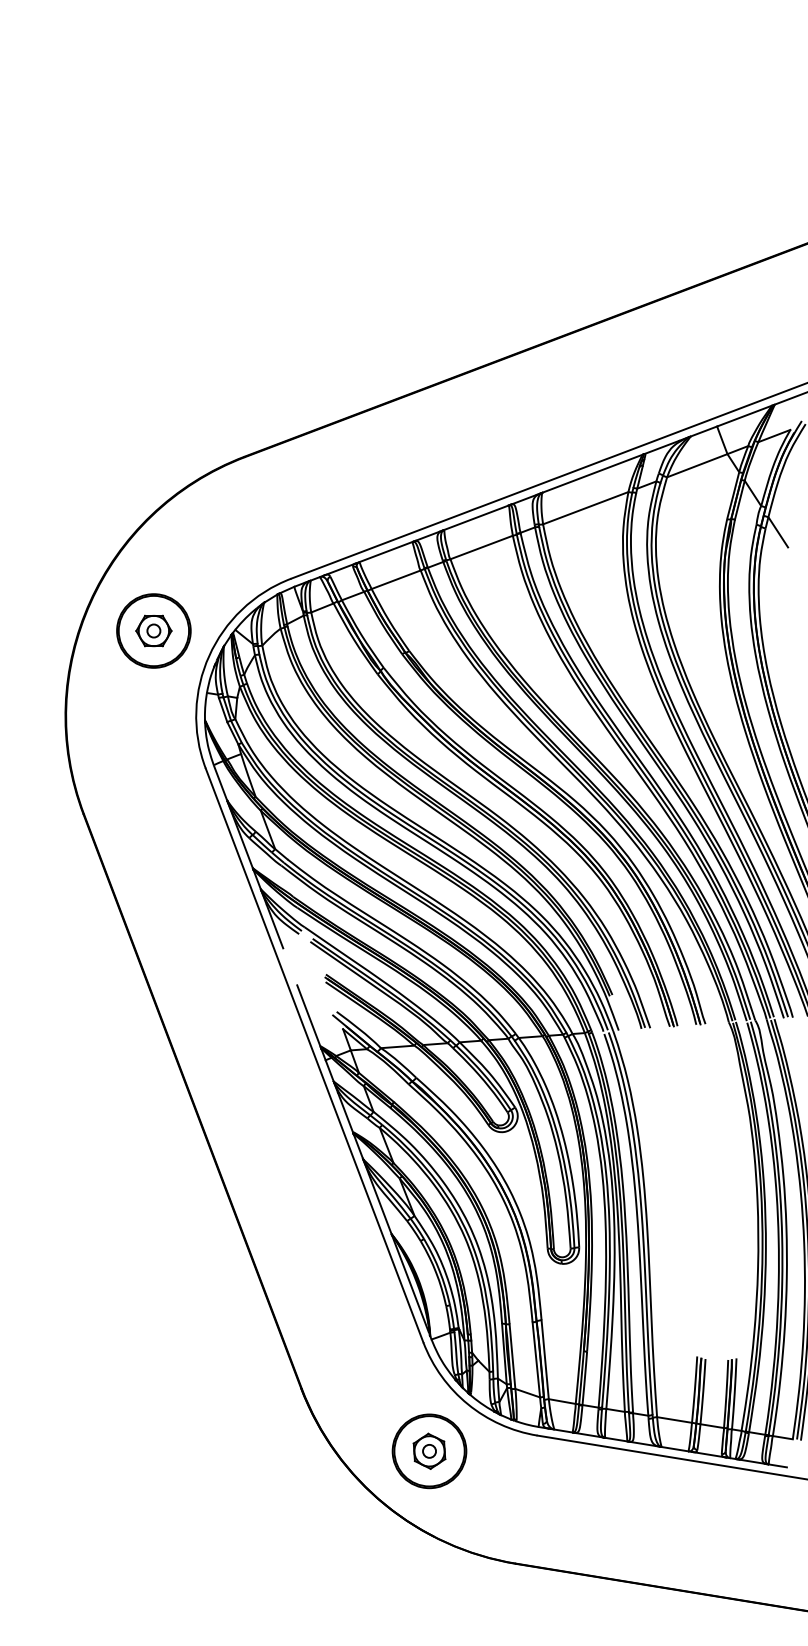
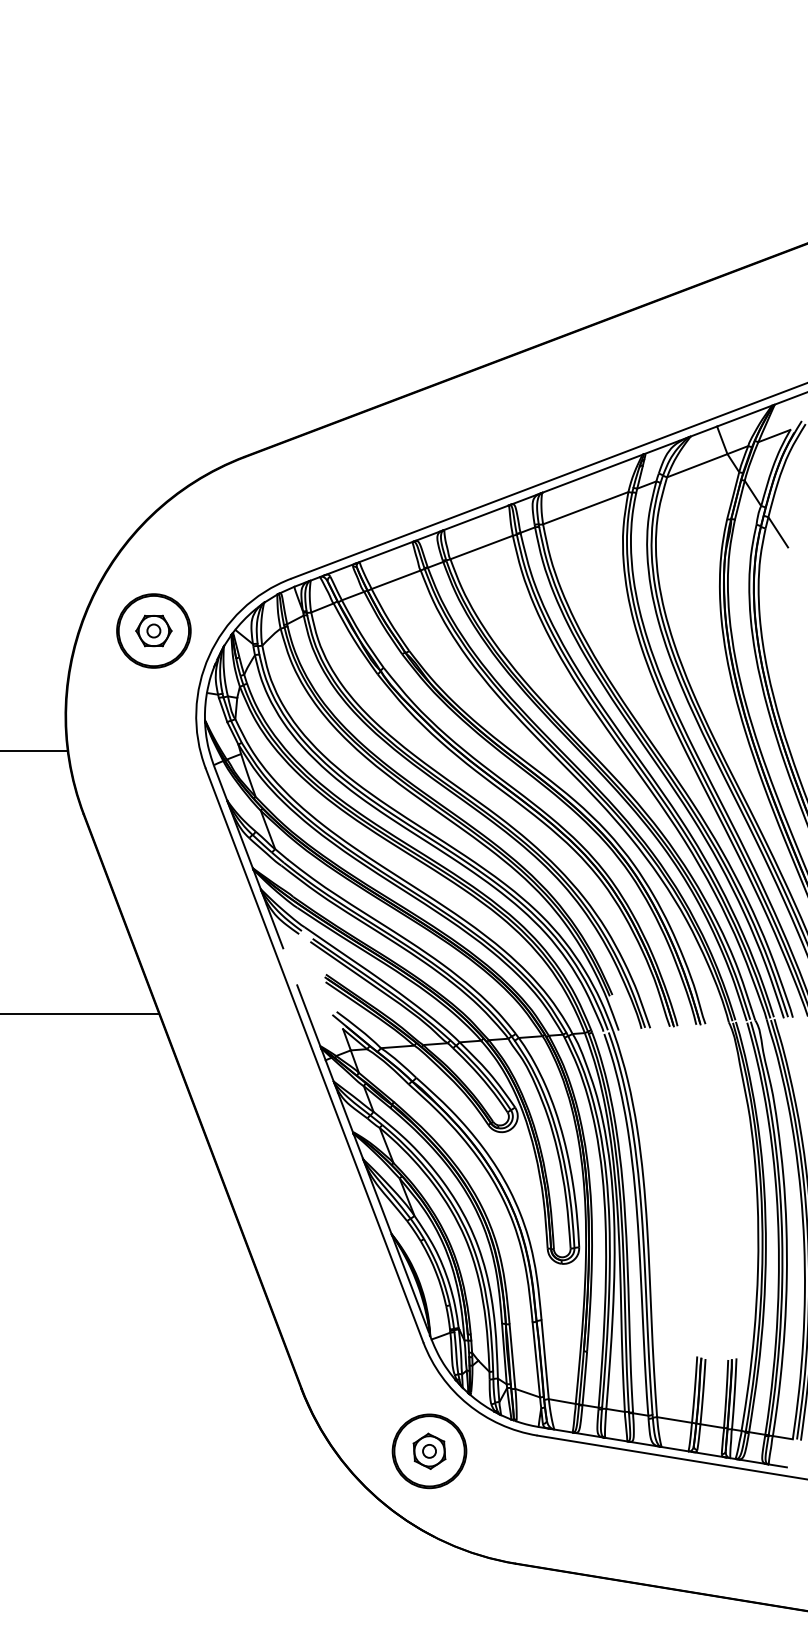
line: none -> present (34, 750)
line: none -> present (80, 1014)
